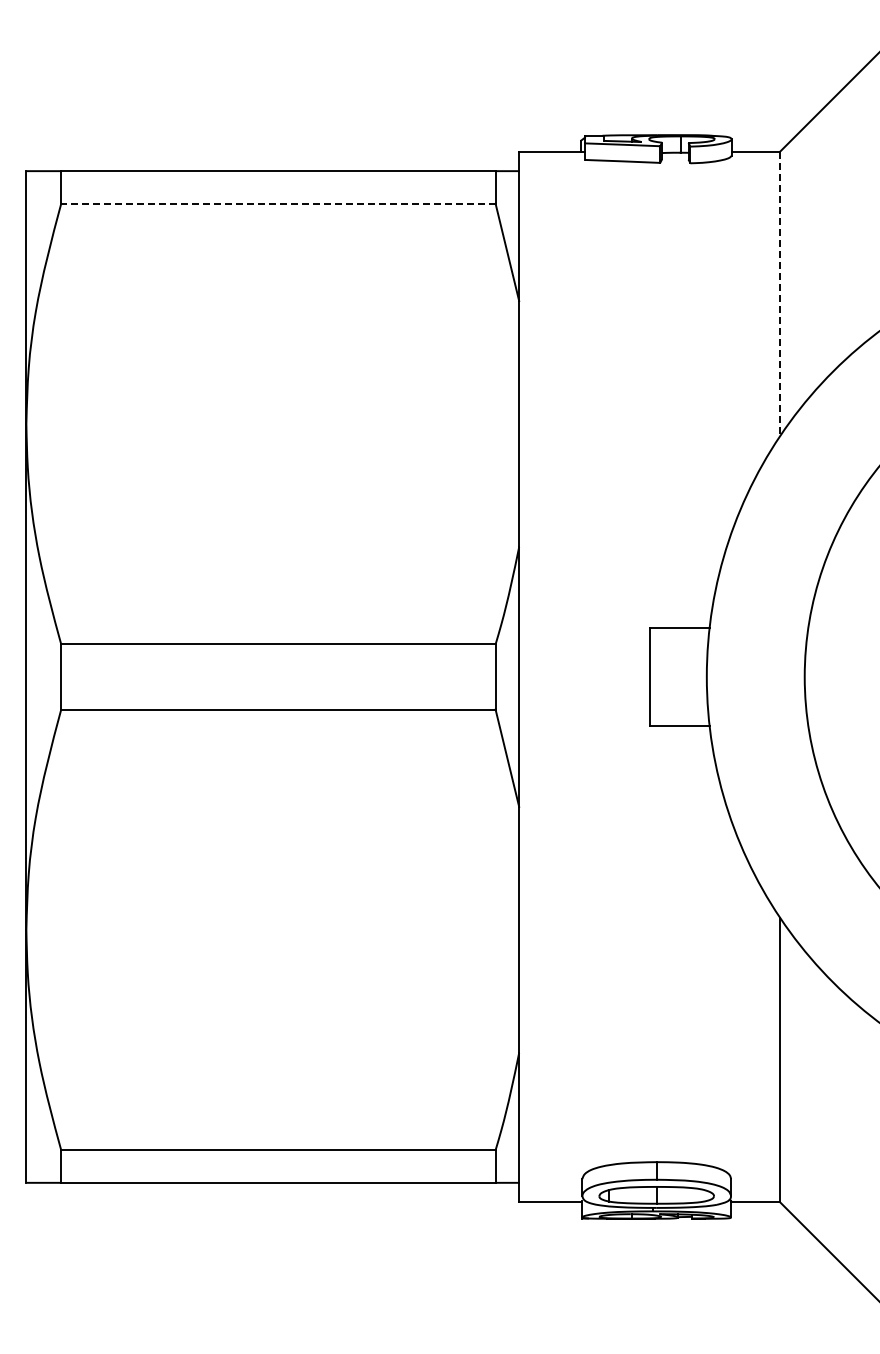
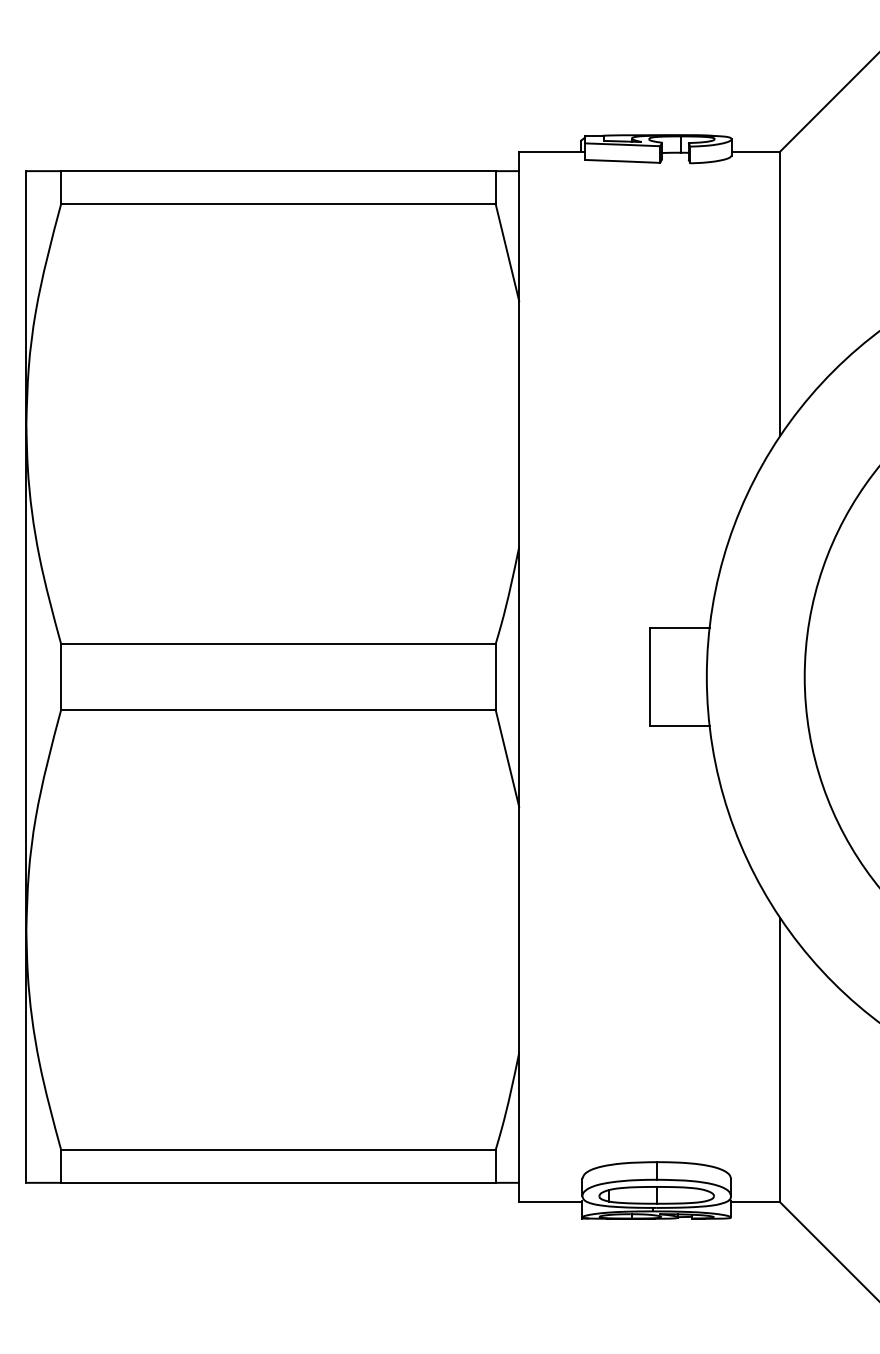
line: dashed -> solid (277, 203)
line: dashed -> solid (780, 294)
